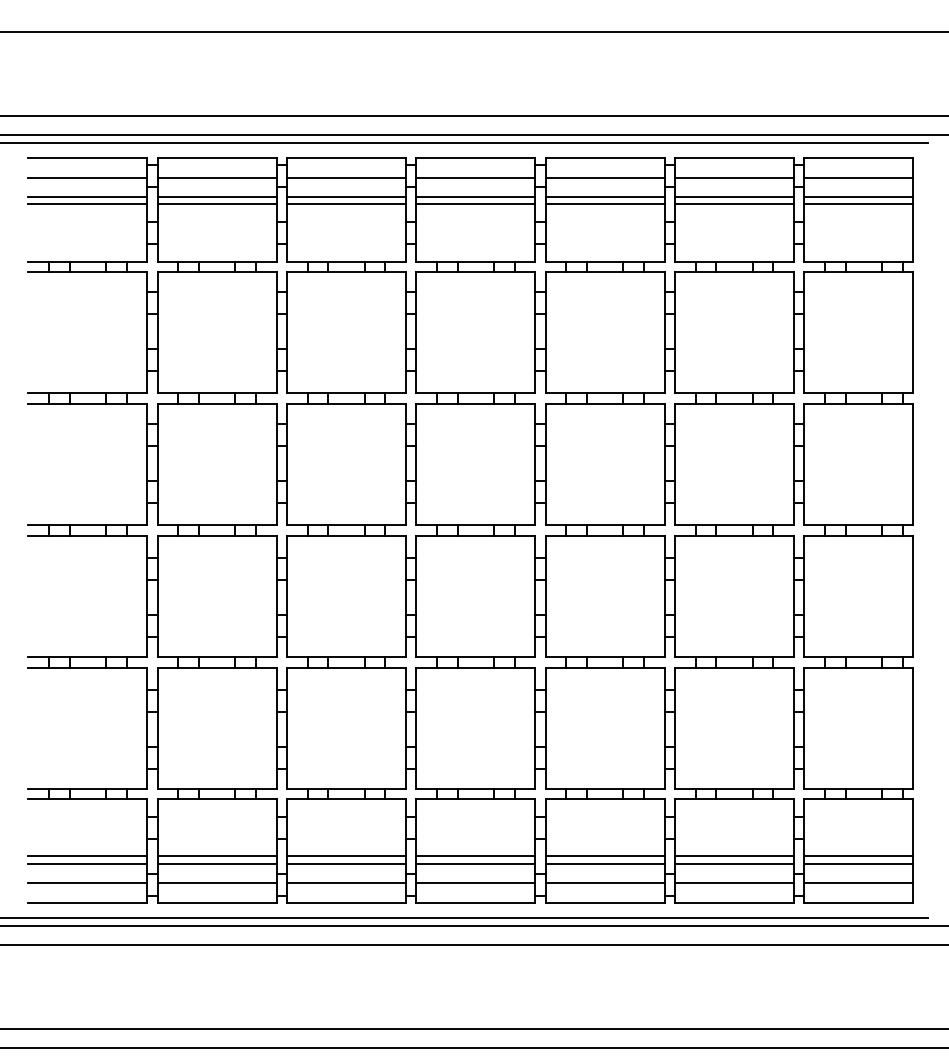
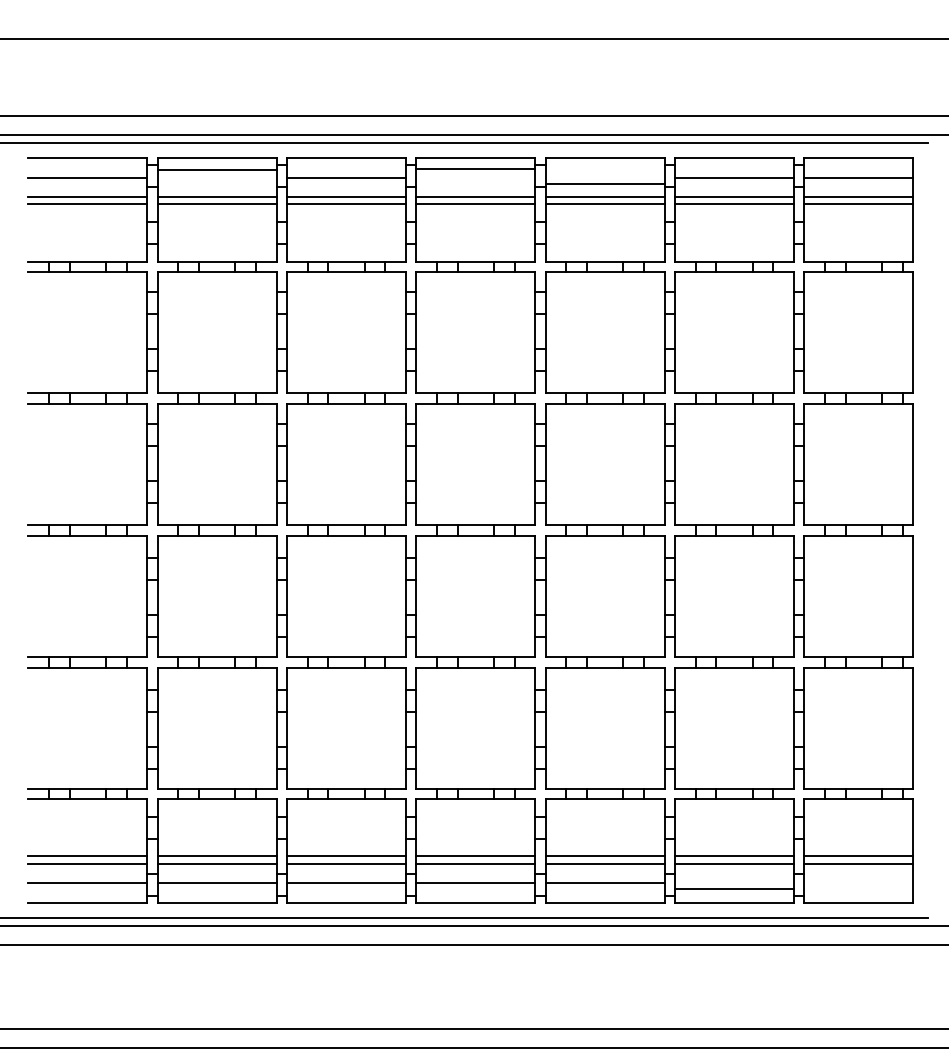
line position: (473, 31) -> (473, 38) (473, 38)
line position: (216, 178) -> (216, 170) (216, 170)
line position: (475, 178) -> (475, 169) (475, 169)
line position: (604, 178) -> (604, 184) (604, 184)
line position: (733, 882) -> (733, 888) (733, 888)
line: present -> none (858, 882)
